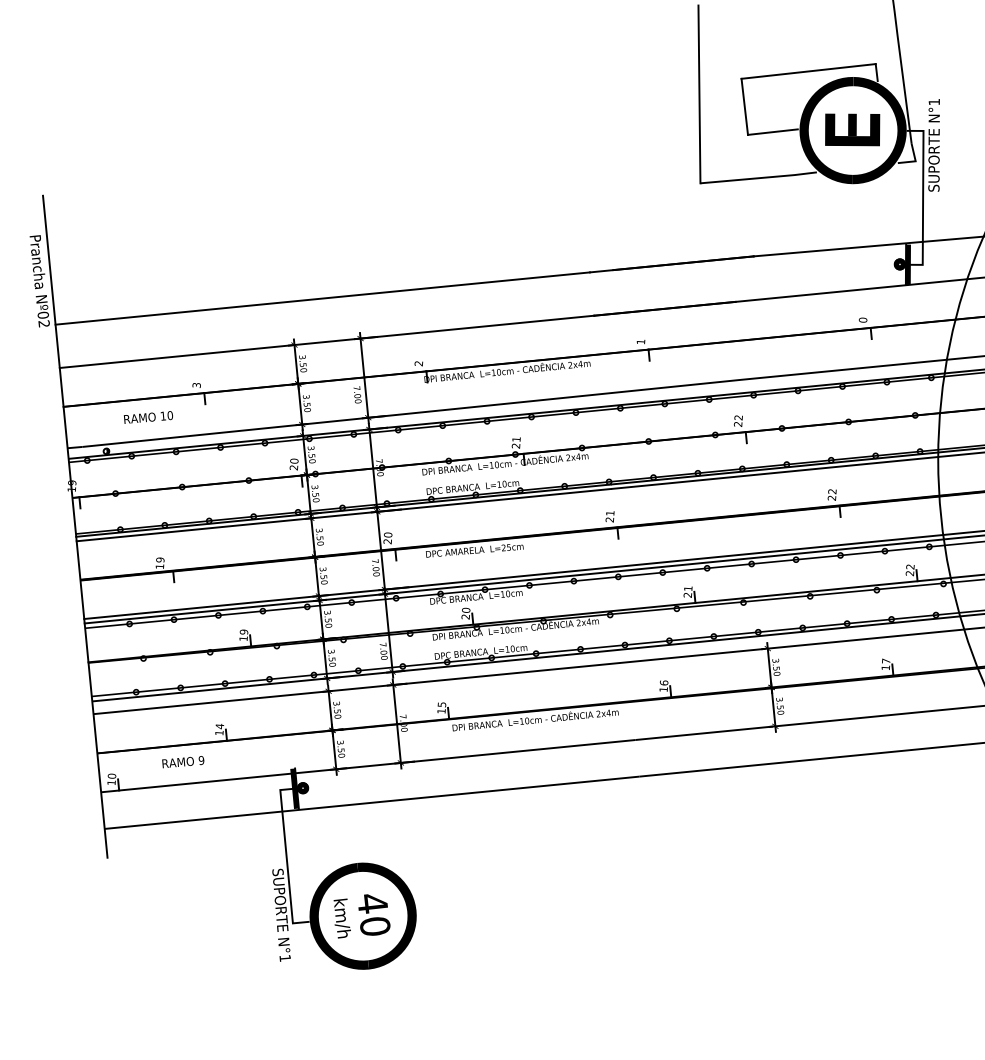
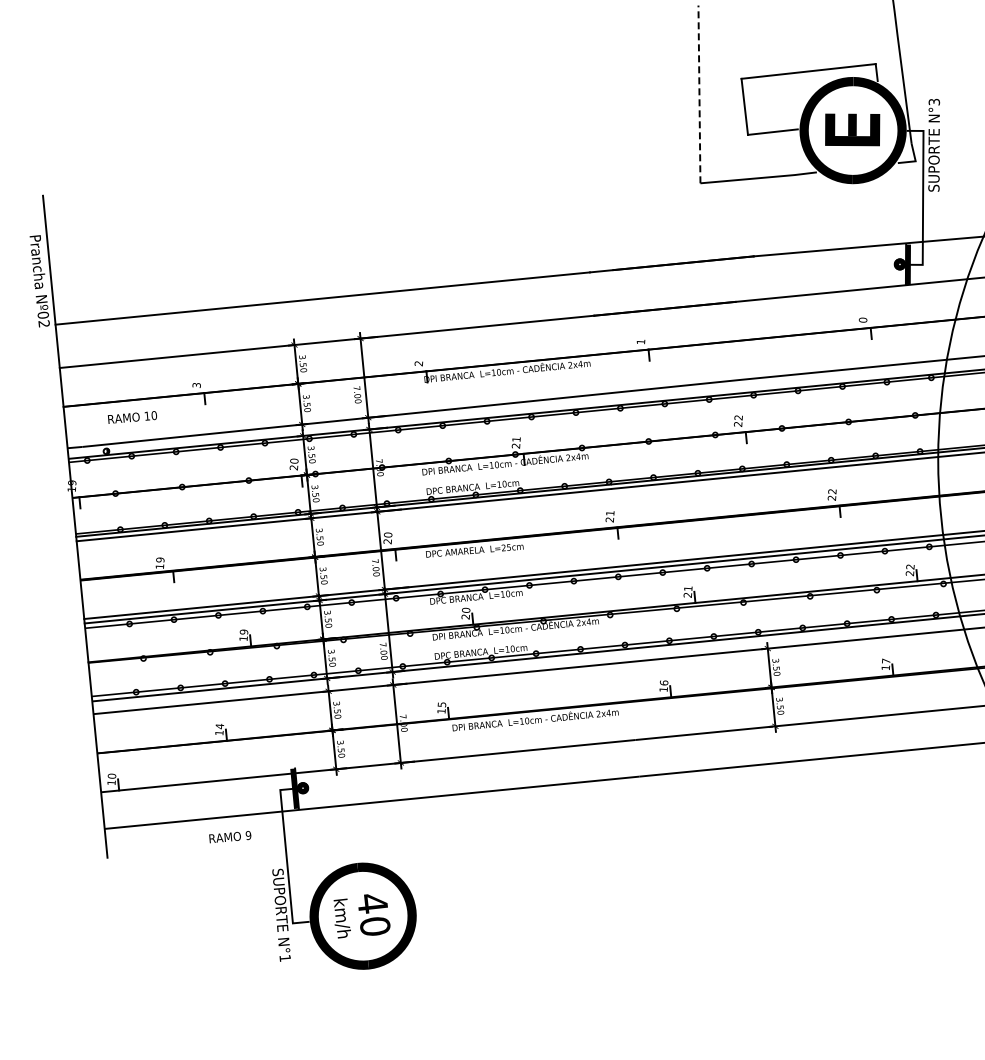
line: solid -> dashed (699, 94)
text: N°1 -> N°3 (934, 101)
text position: (148, 417) -> (132, 417) (132, 417)
text position: (183, 762) -> (230, 837) (230, 837)
